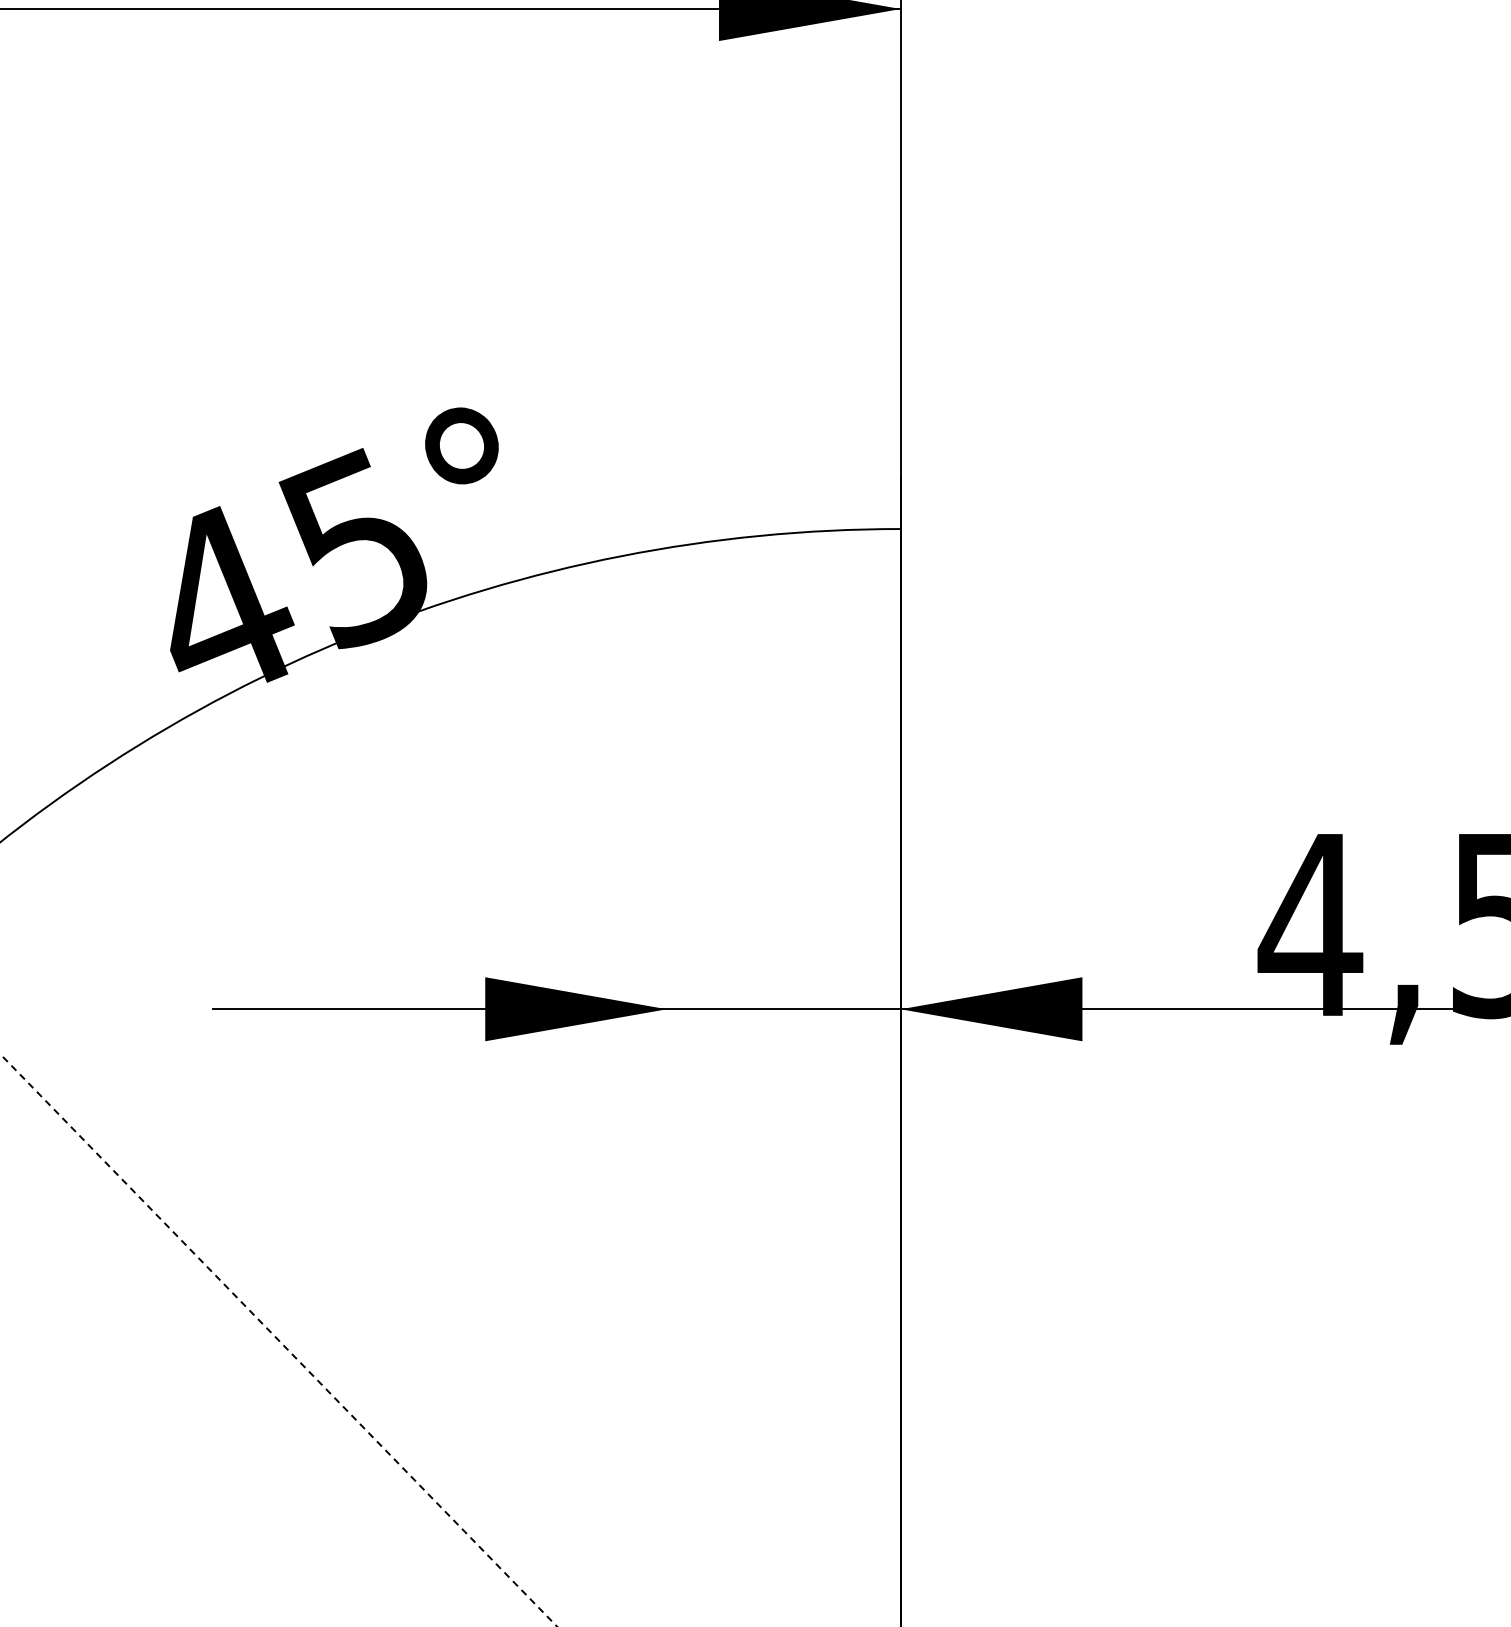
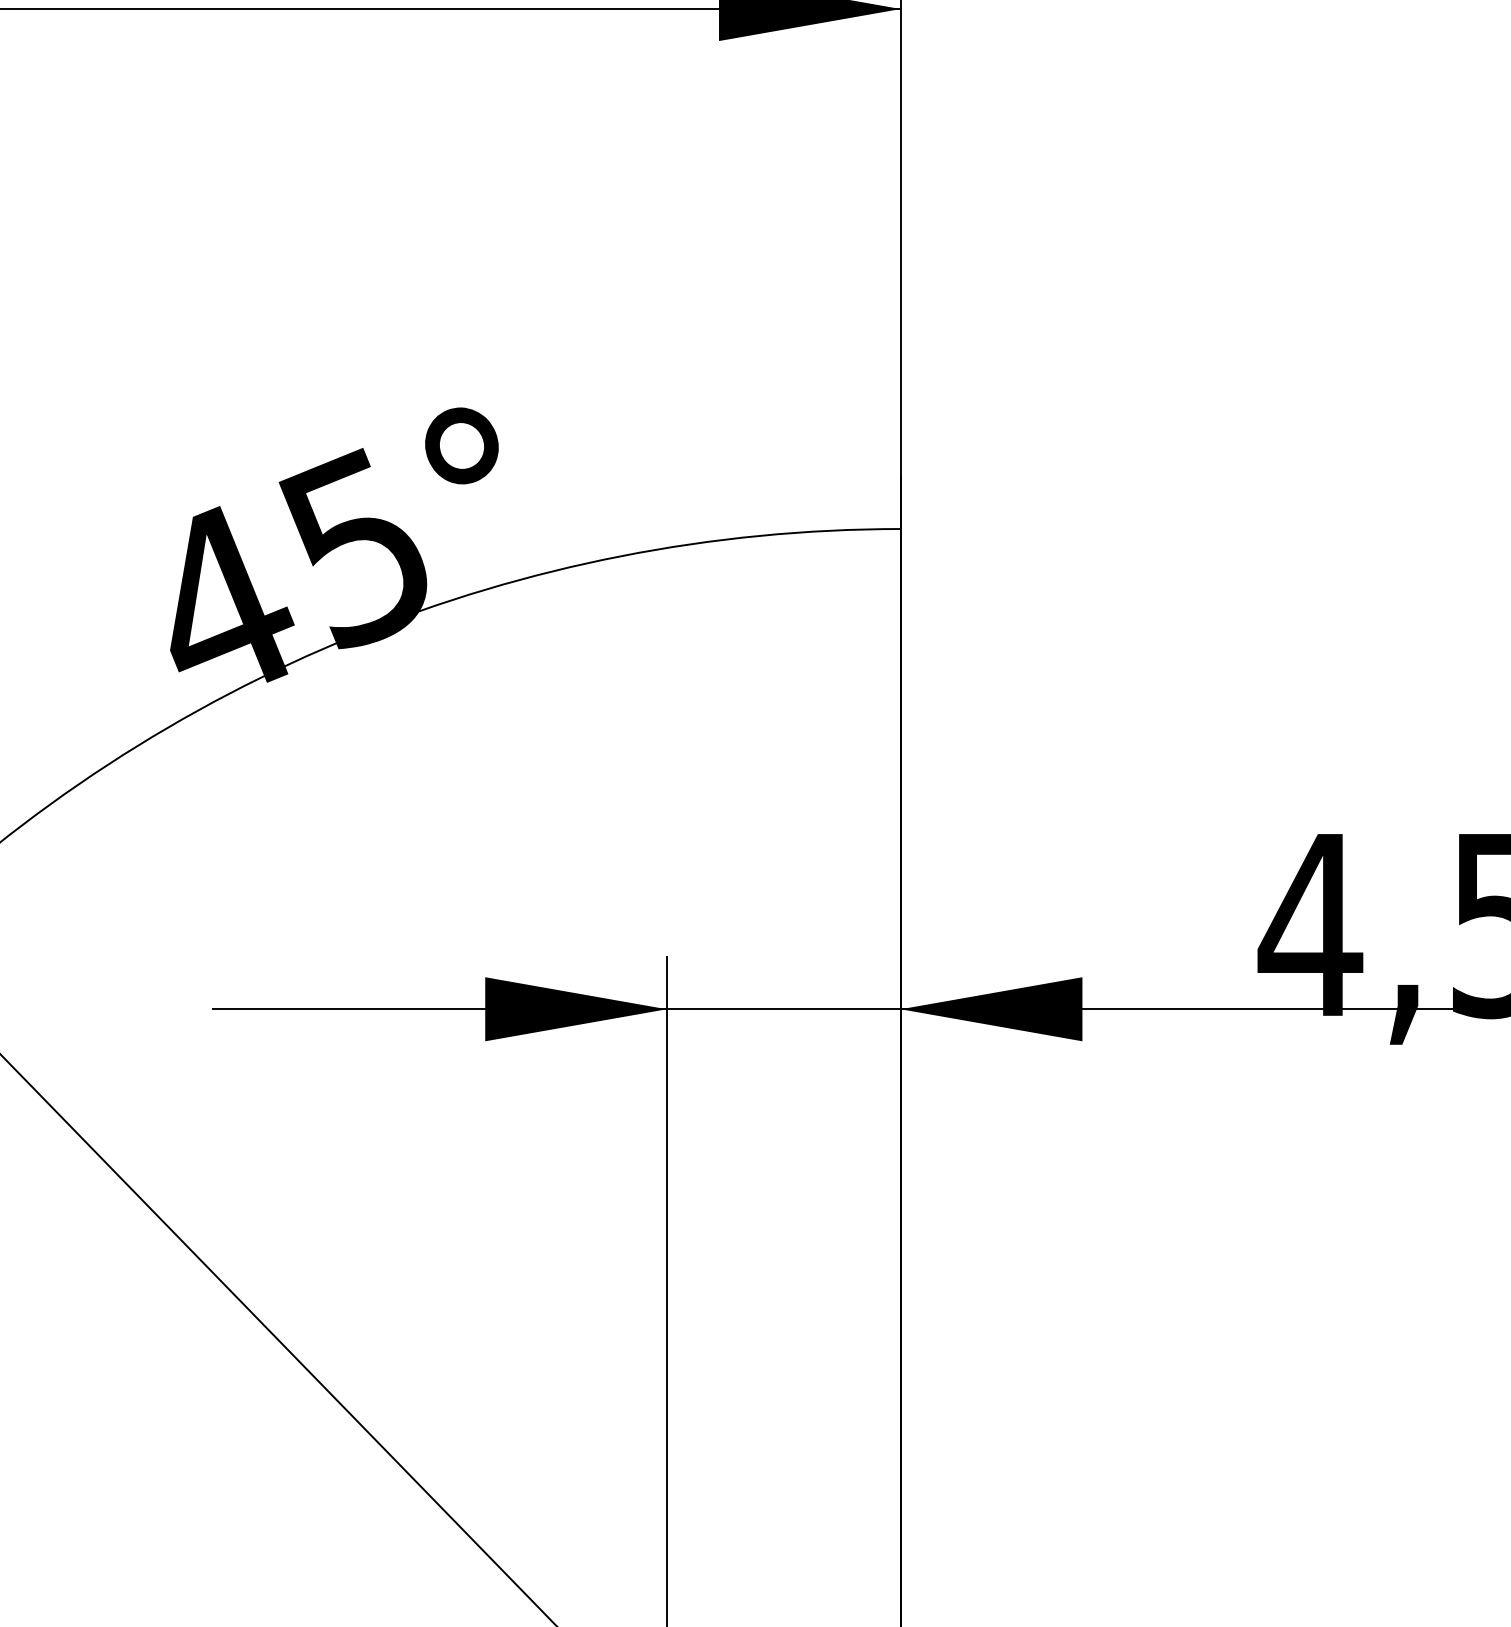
line: none -> present (666, 1290)
line: dashed -> solid (278, 1339)
